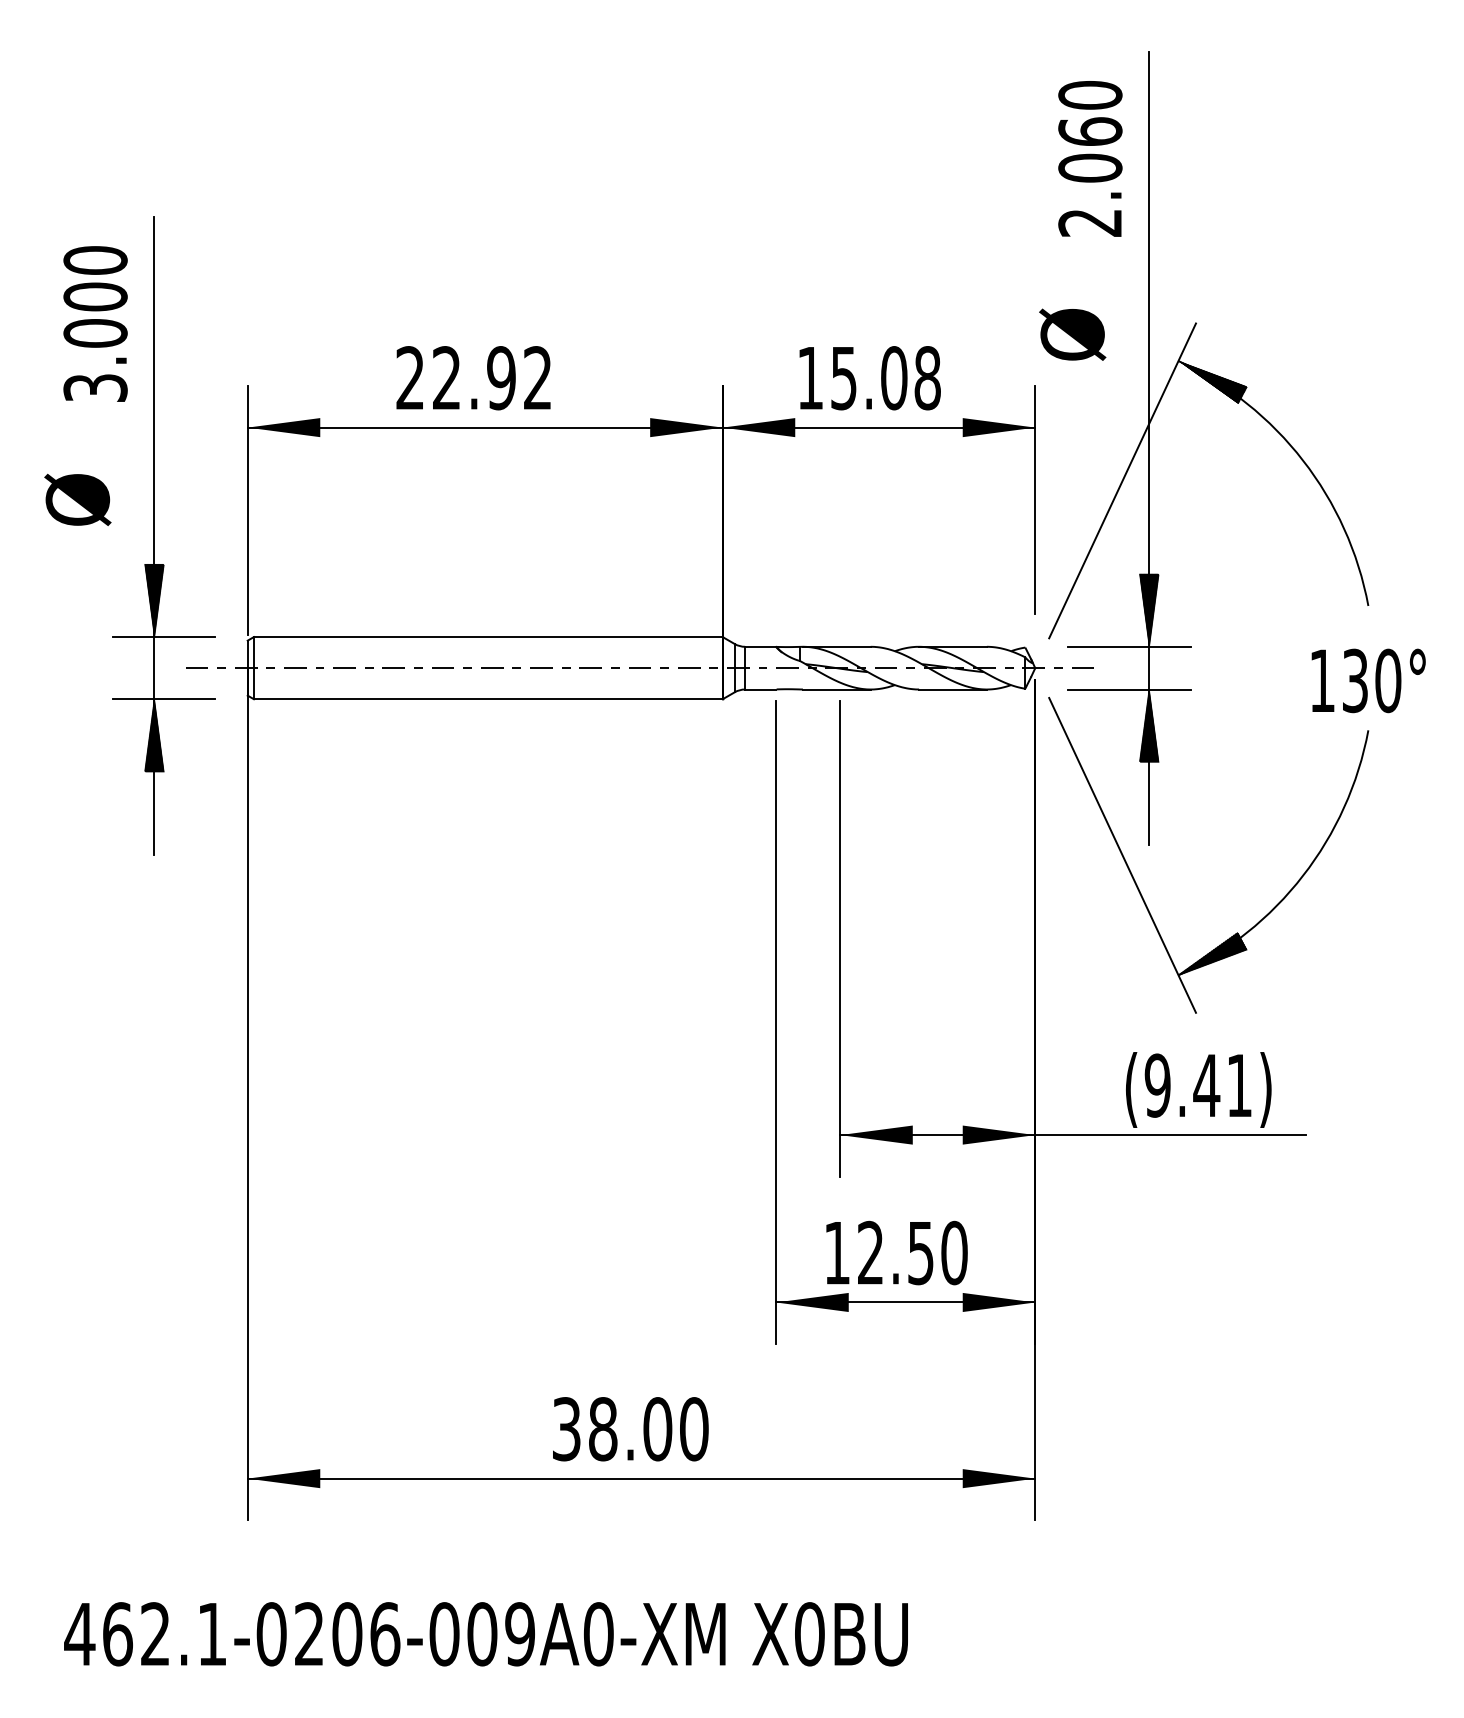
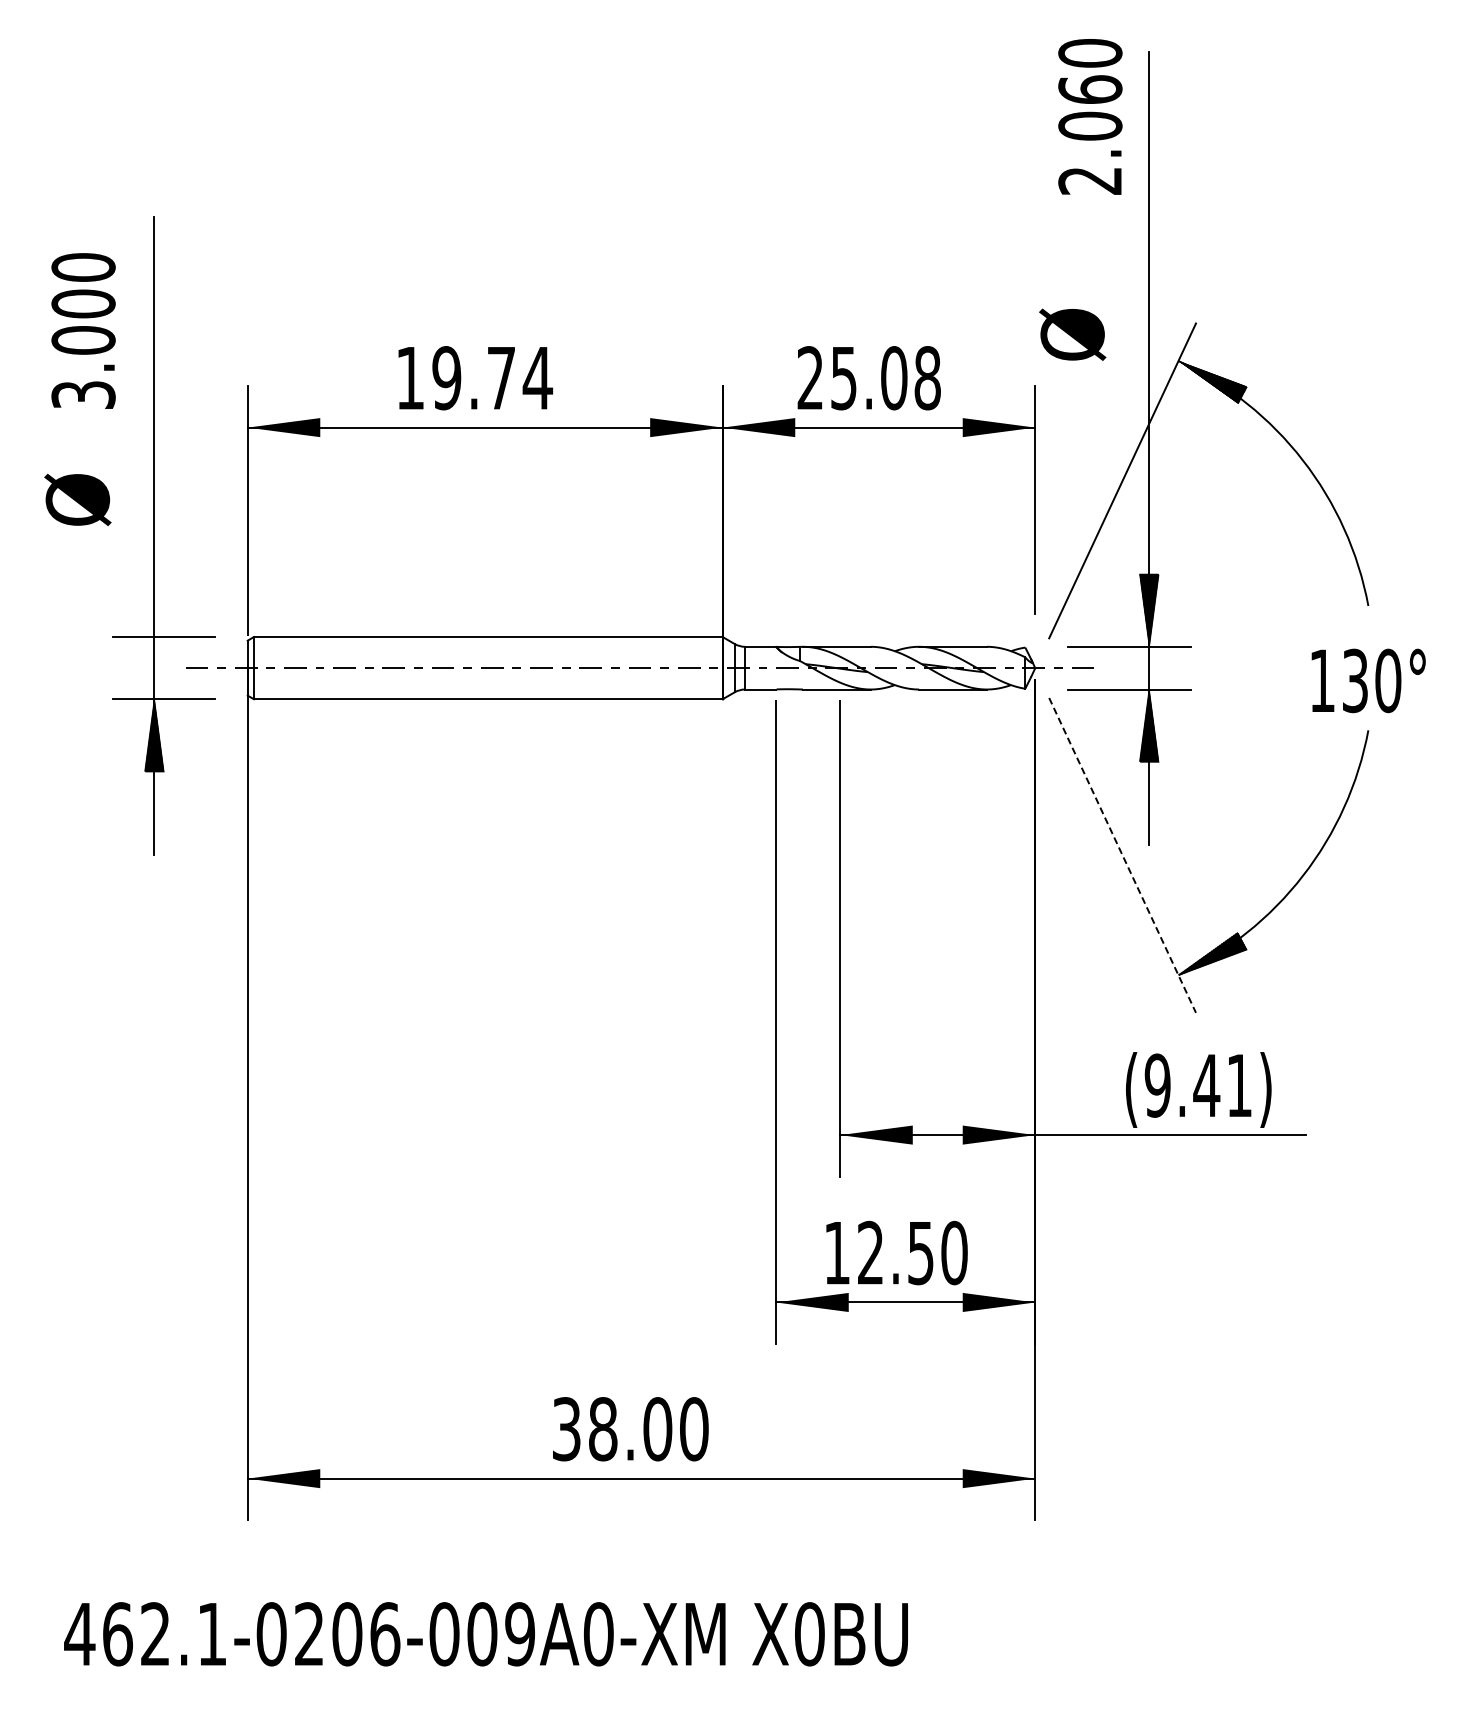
text position: (1090, 158) -> (1090, 116) (1090, 116)
text position: (95, 323) -> (83, 330) (83, 330)
text: 15.08 -> 25.08 (809, 377)
text: 22.92 -> 19.74 (474, 378)
hatch: present -> none (153, 600)
line: solid -> dashed (1122, 855)
